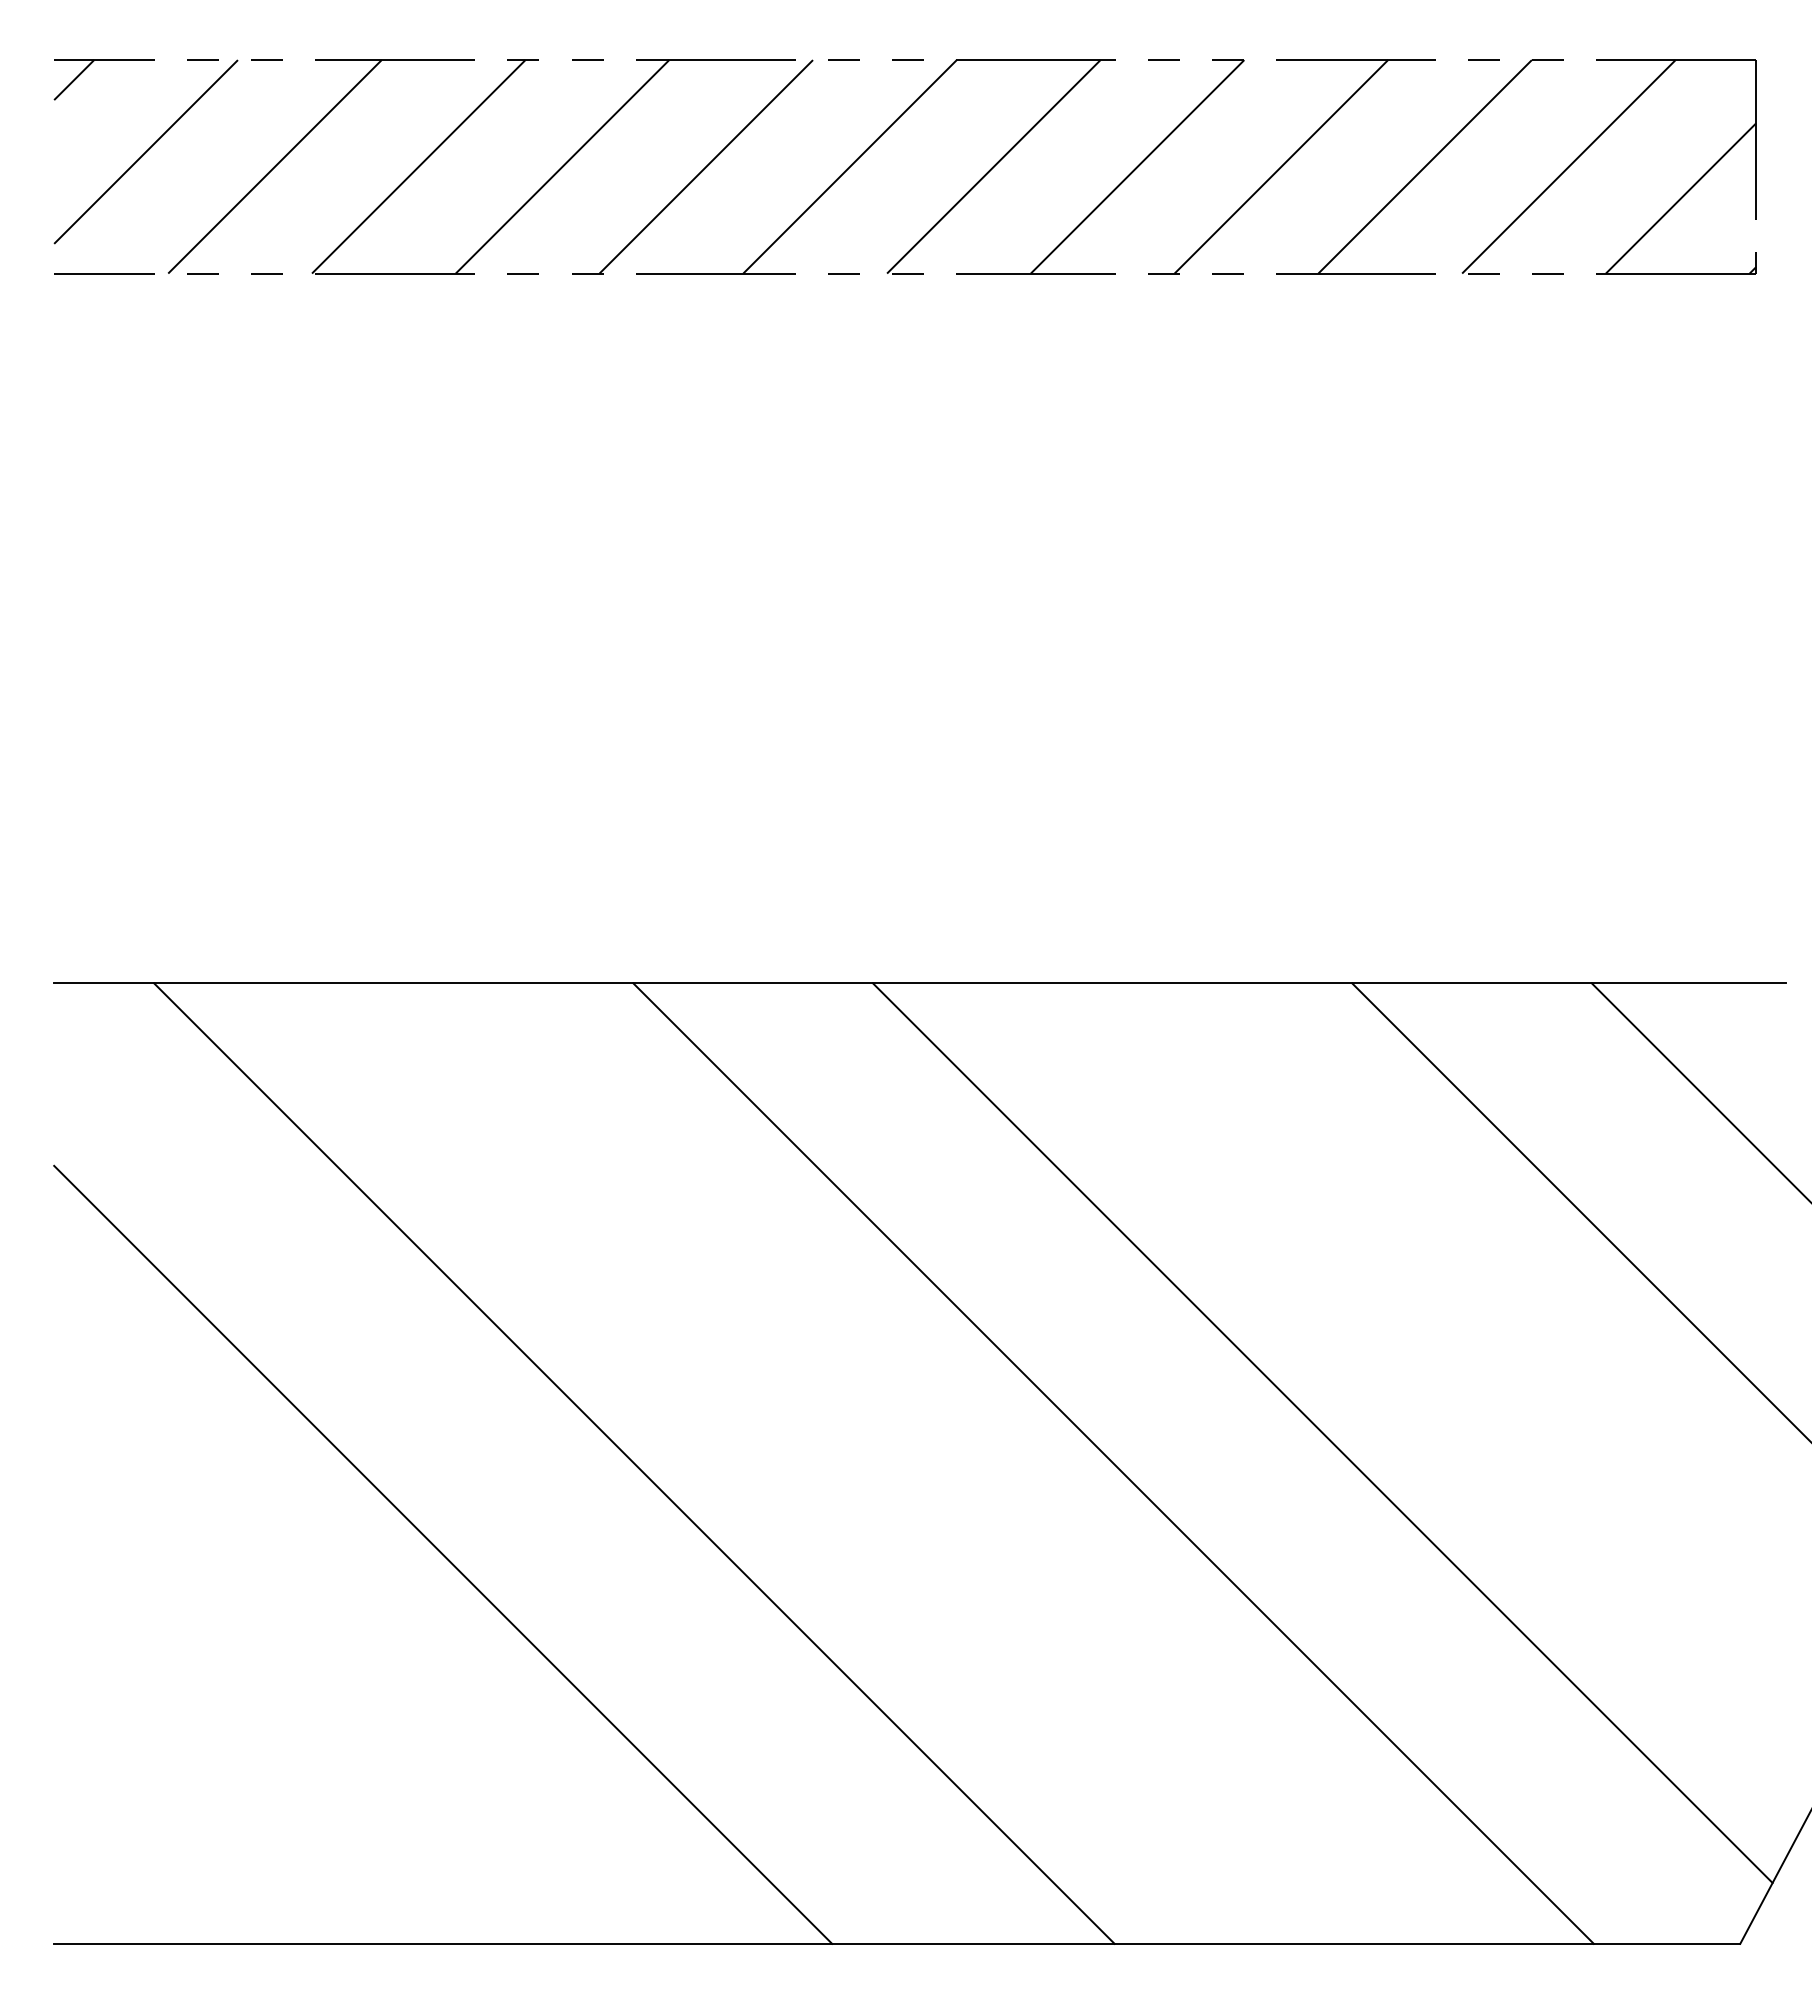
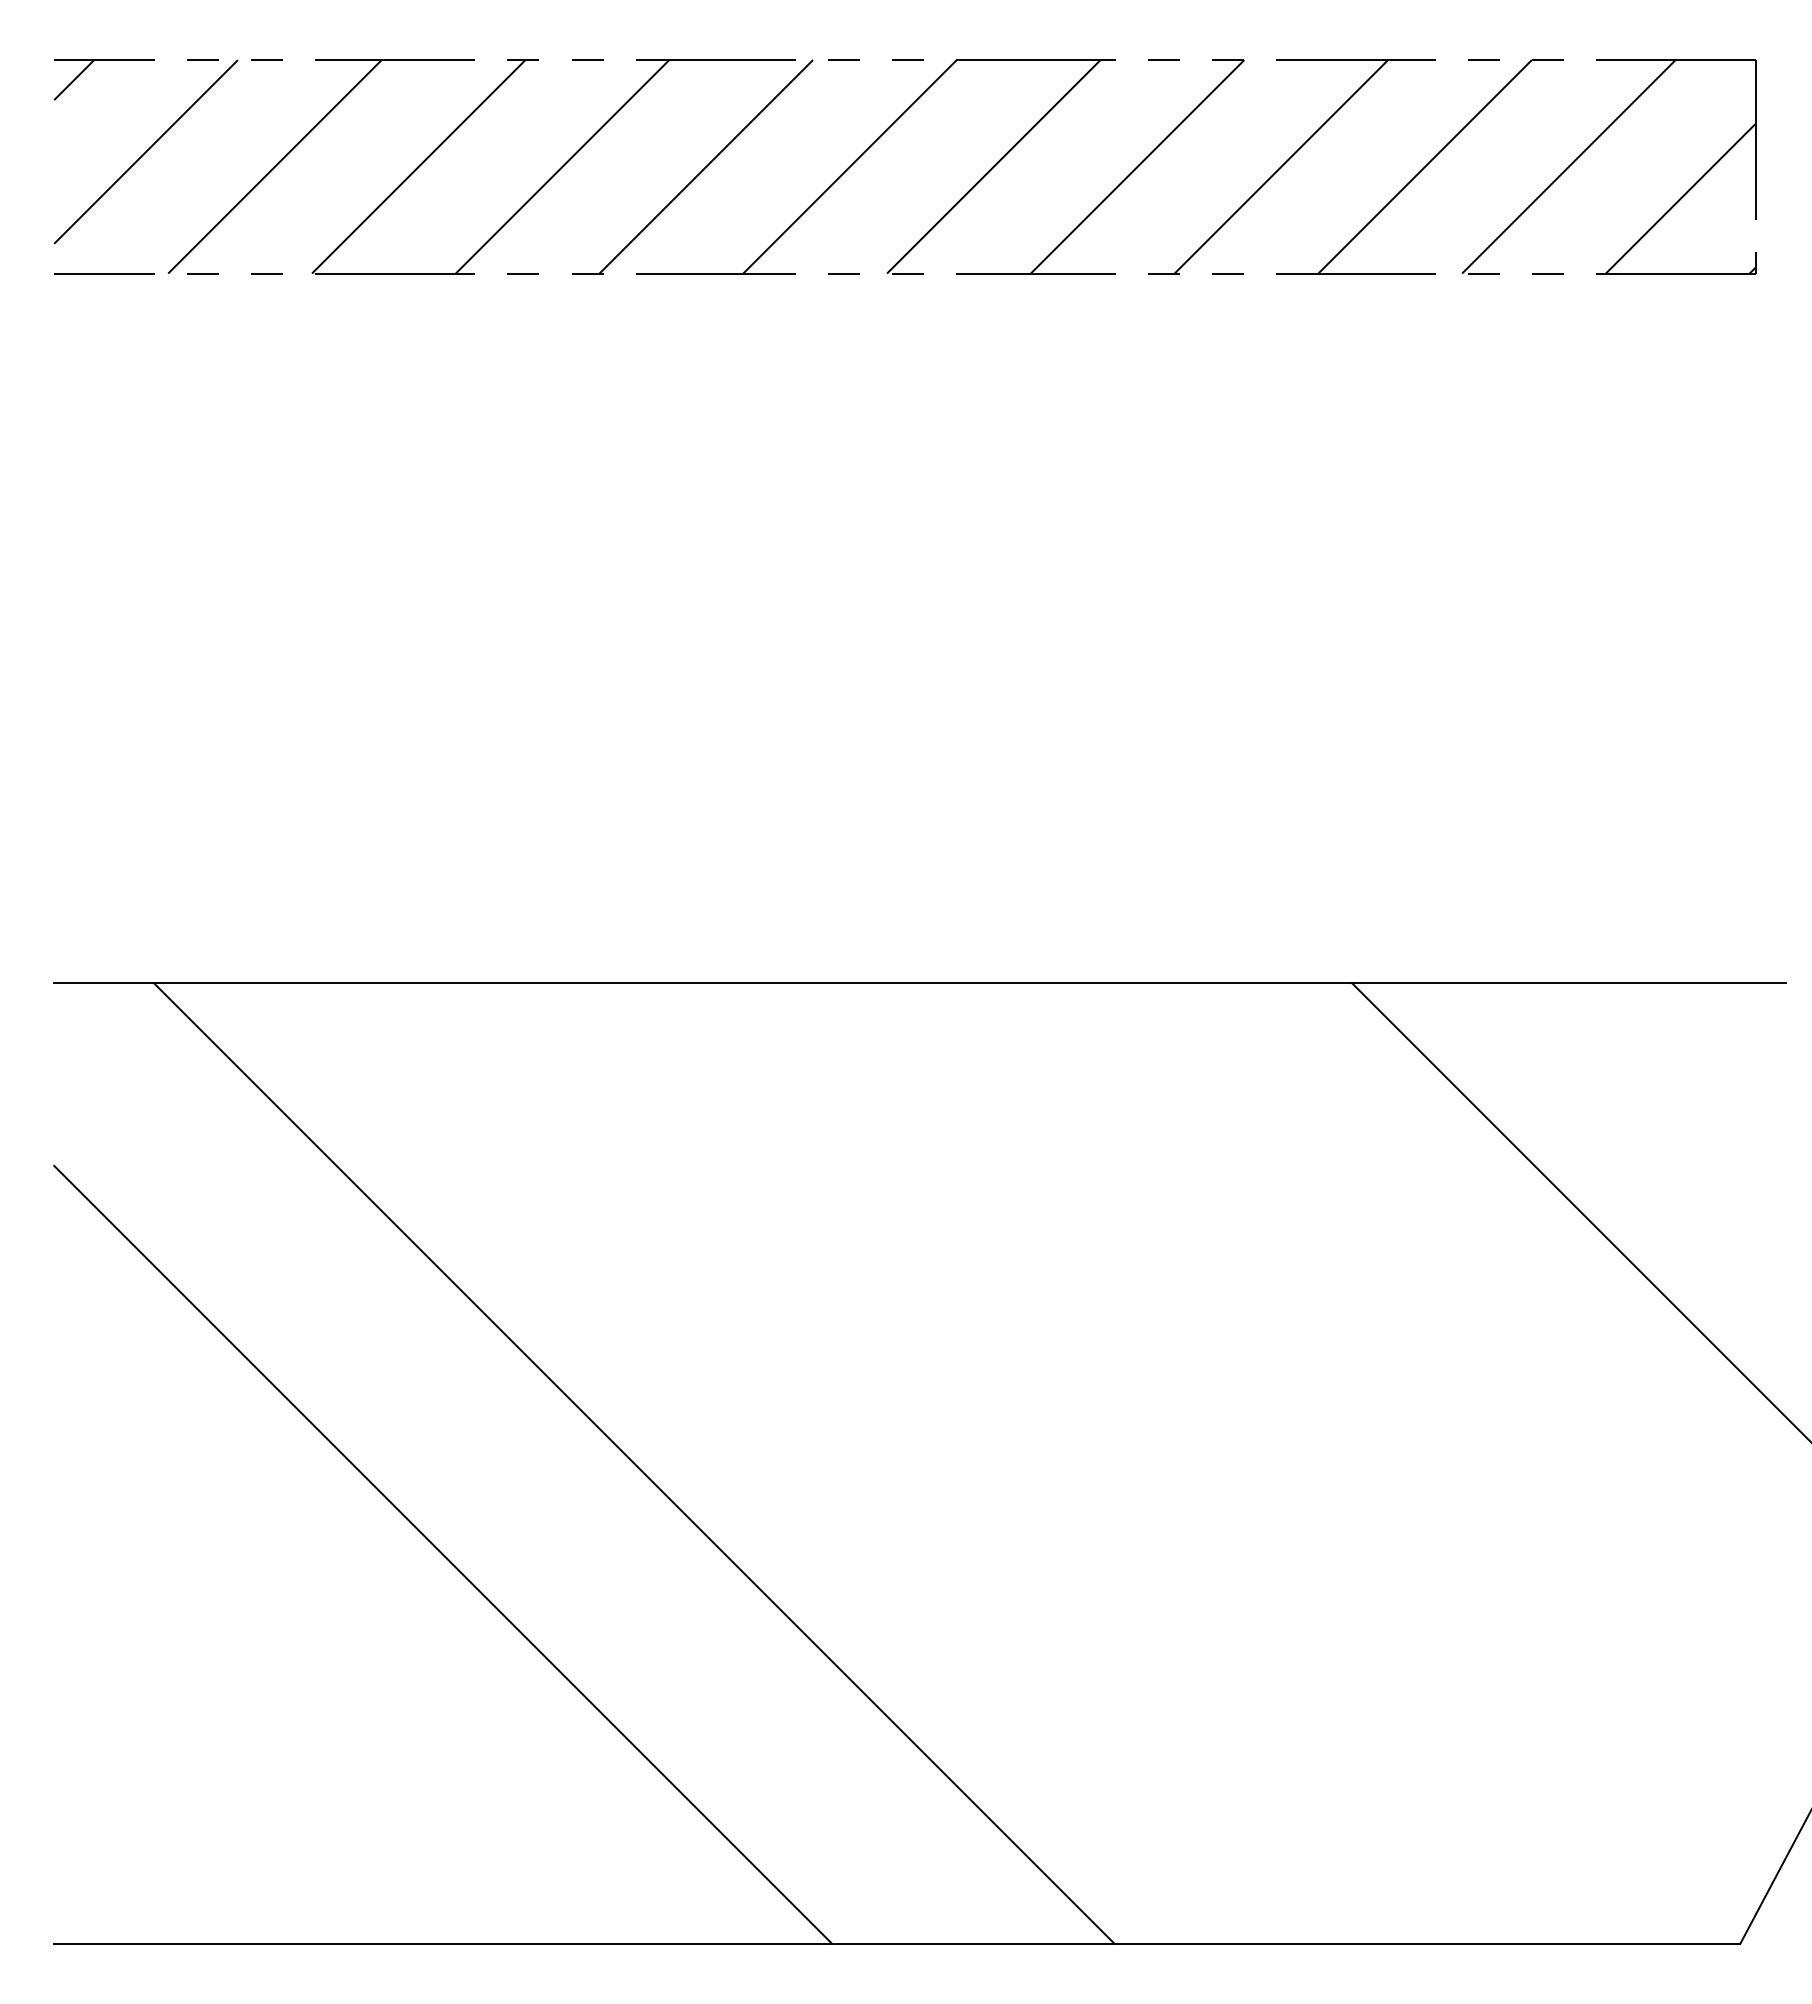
line: present -> none (1699, 1091)
line: present -> none (1322, 1433)
line: present -> none (1113, 1463)
